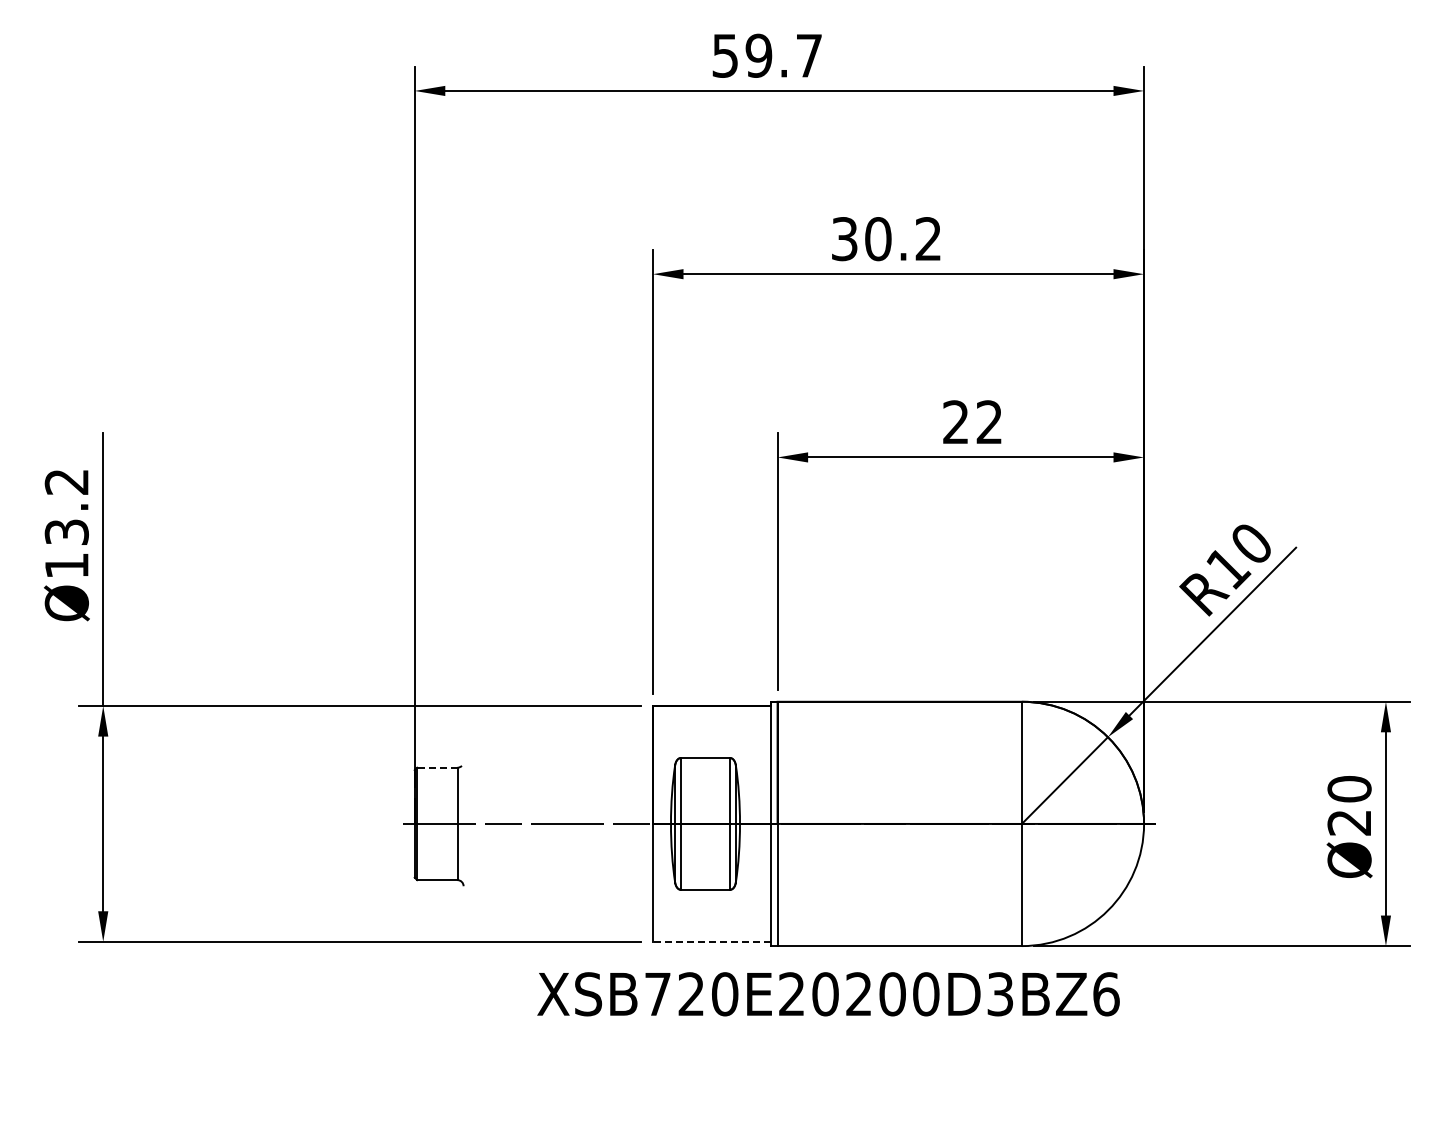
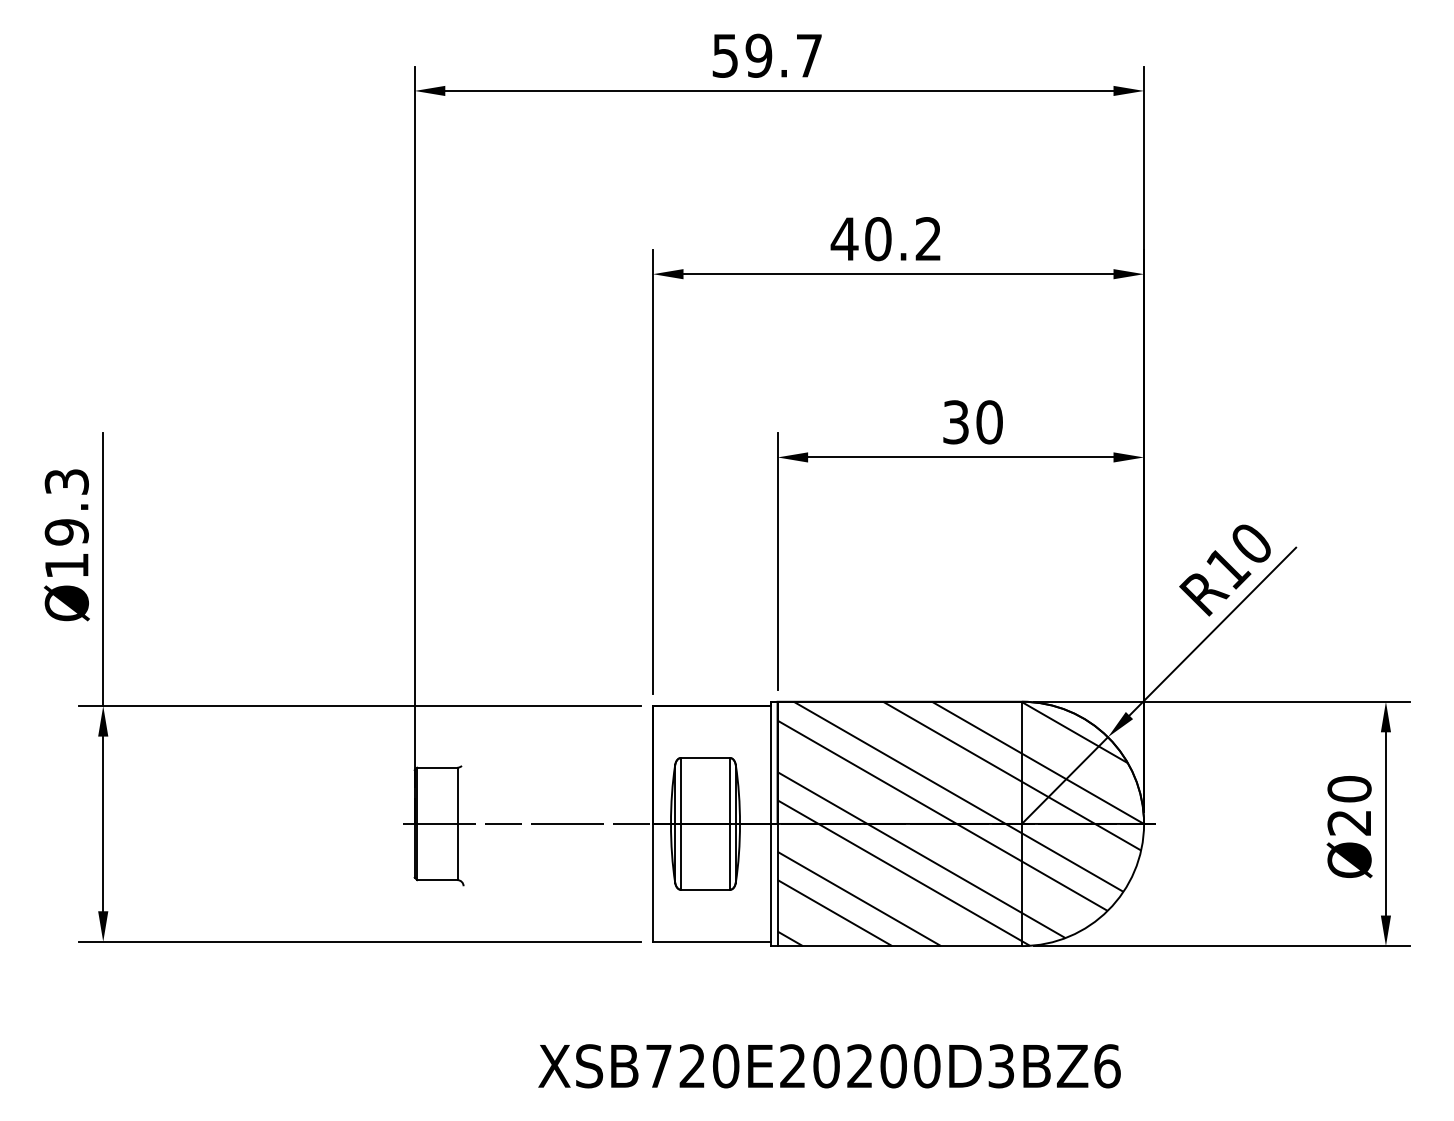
text: 30.2 -> 40.2 (844, 239)
text: 22 -> 30 (972, 422)
text: Ø13.2 -> Ø19.3 (66, 507)
line: dashed -> solid (436, 767)
hatch: none -> present (960, 823)
line: dashed -> solid (711, 941)
text position: (828, 994) -> (829, 1066) (829, 1066)
